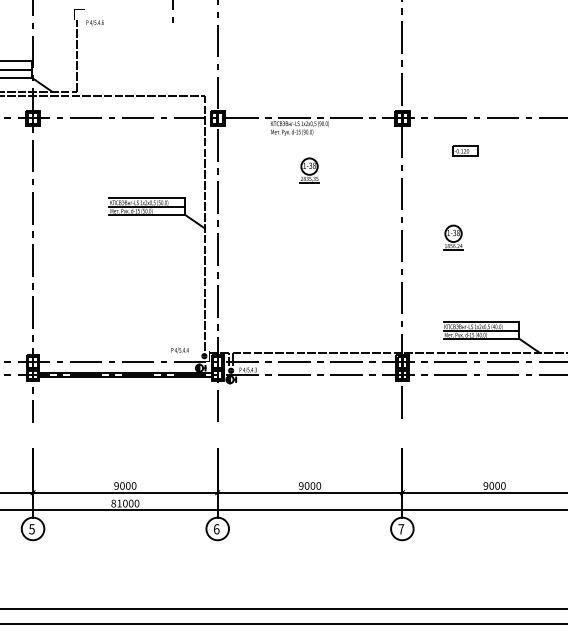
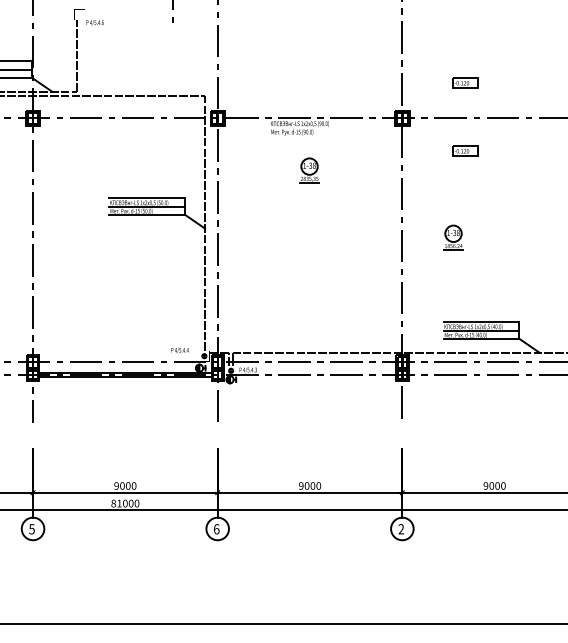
part: none -> present (465, 82)
text: 7 -> 2 (401, 529)
line: present -> none (283, 609)
